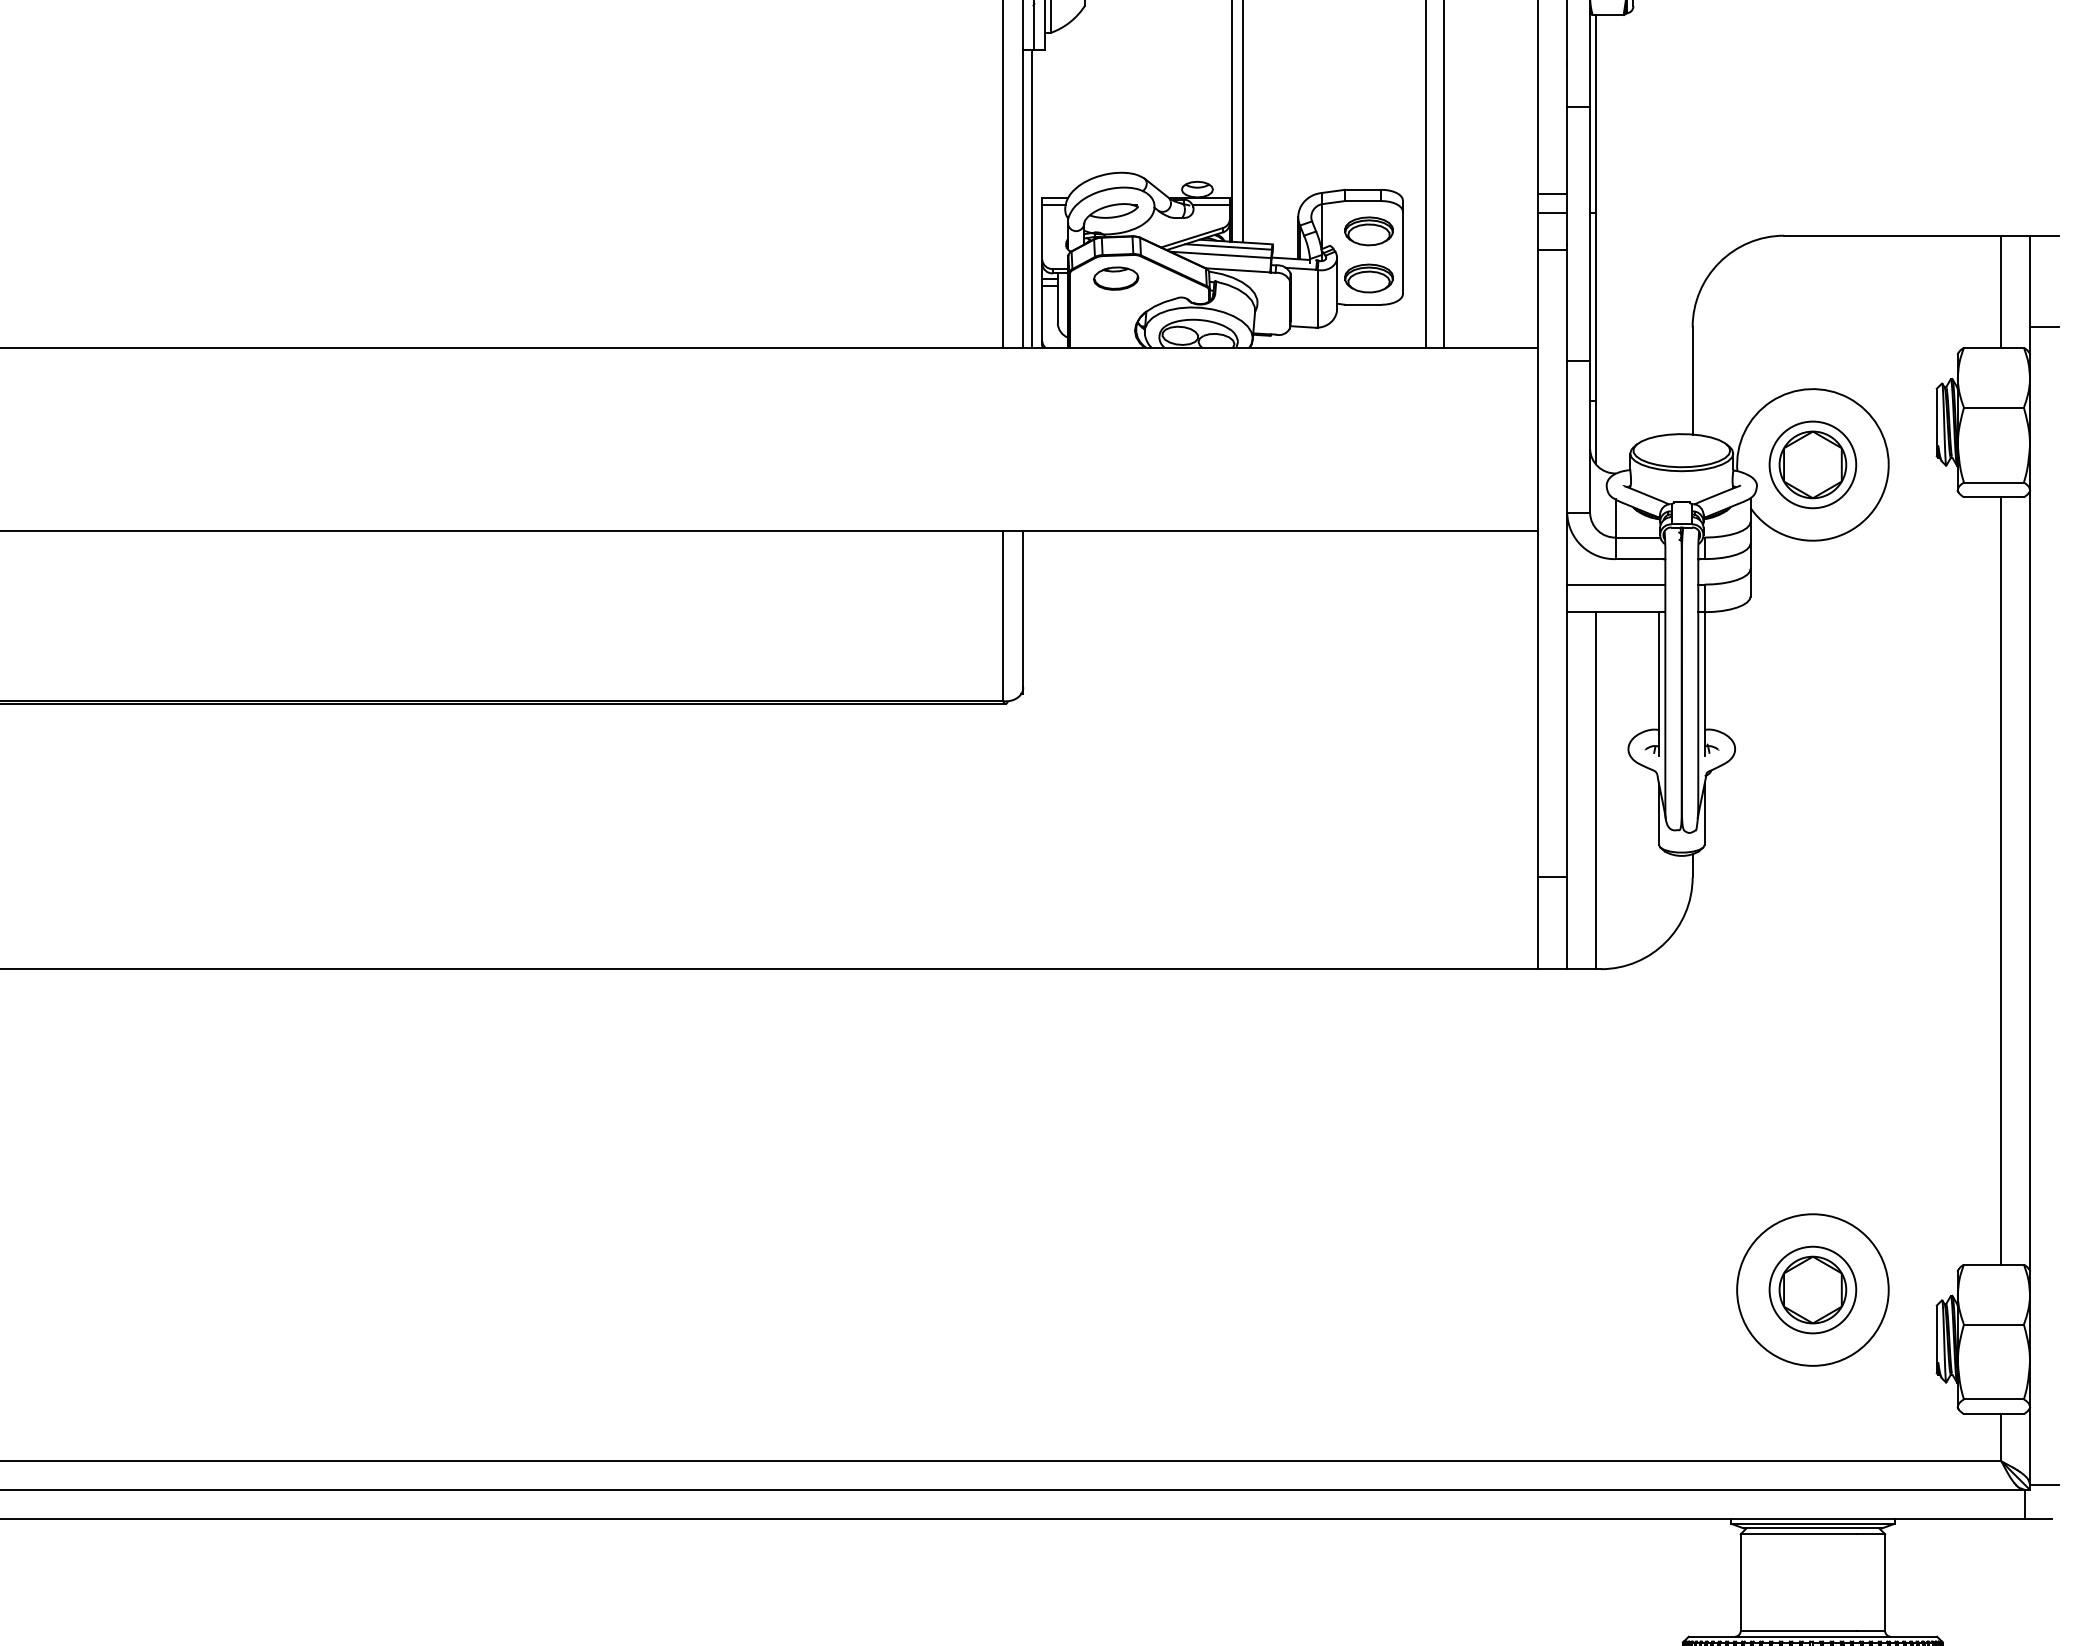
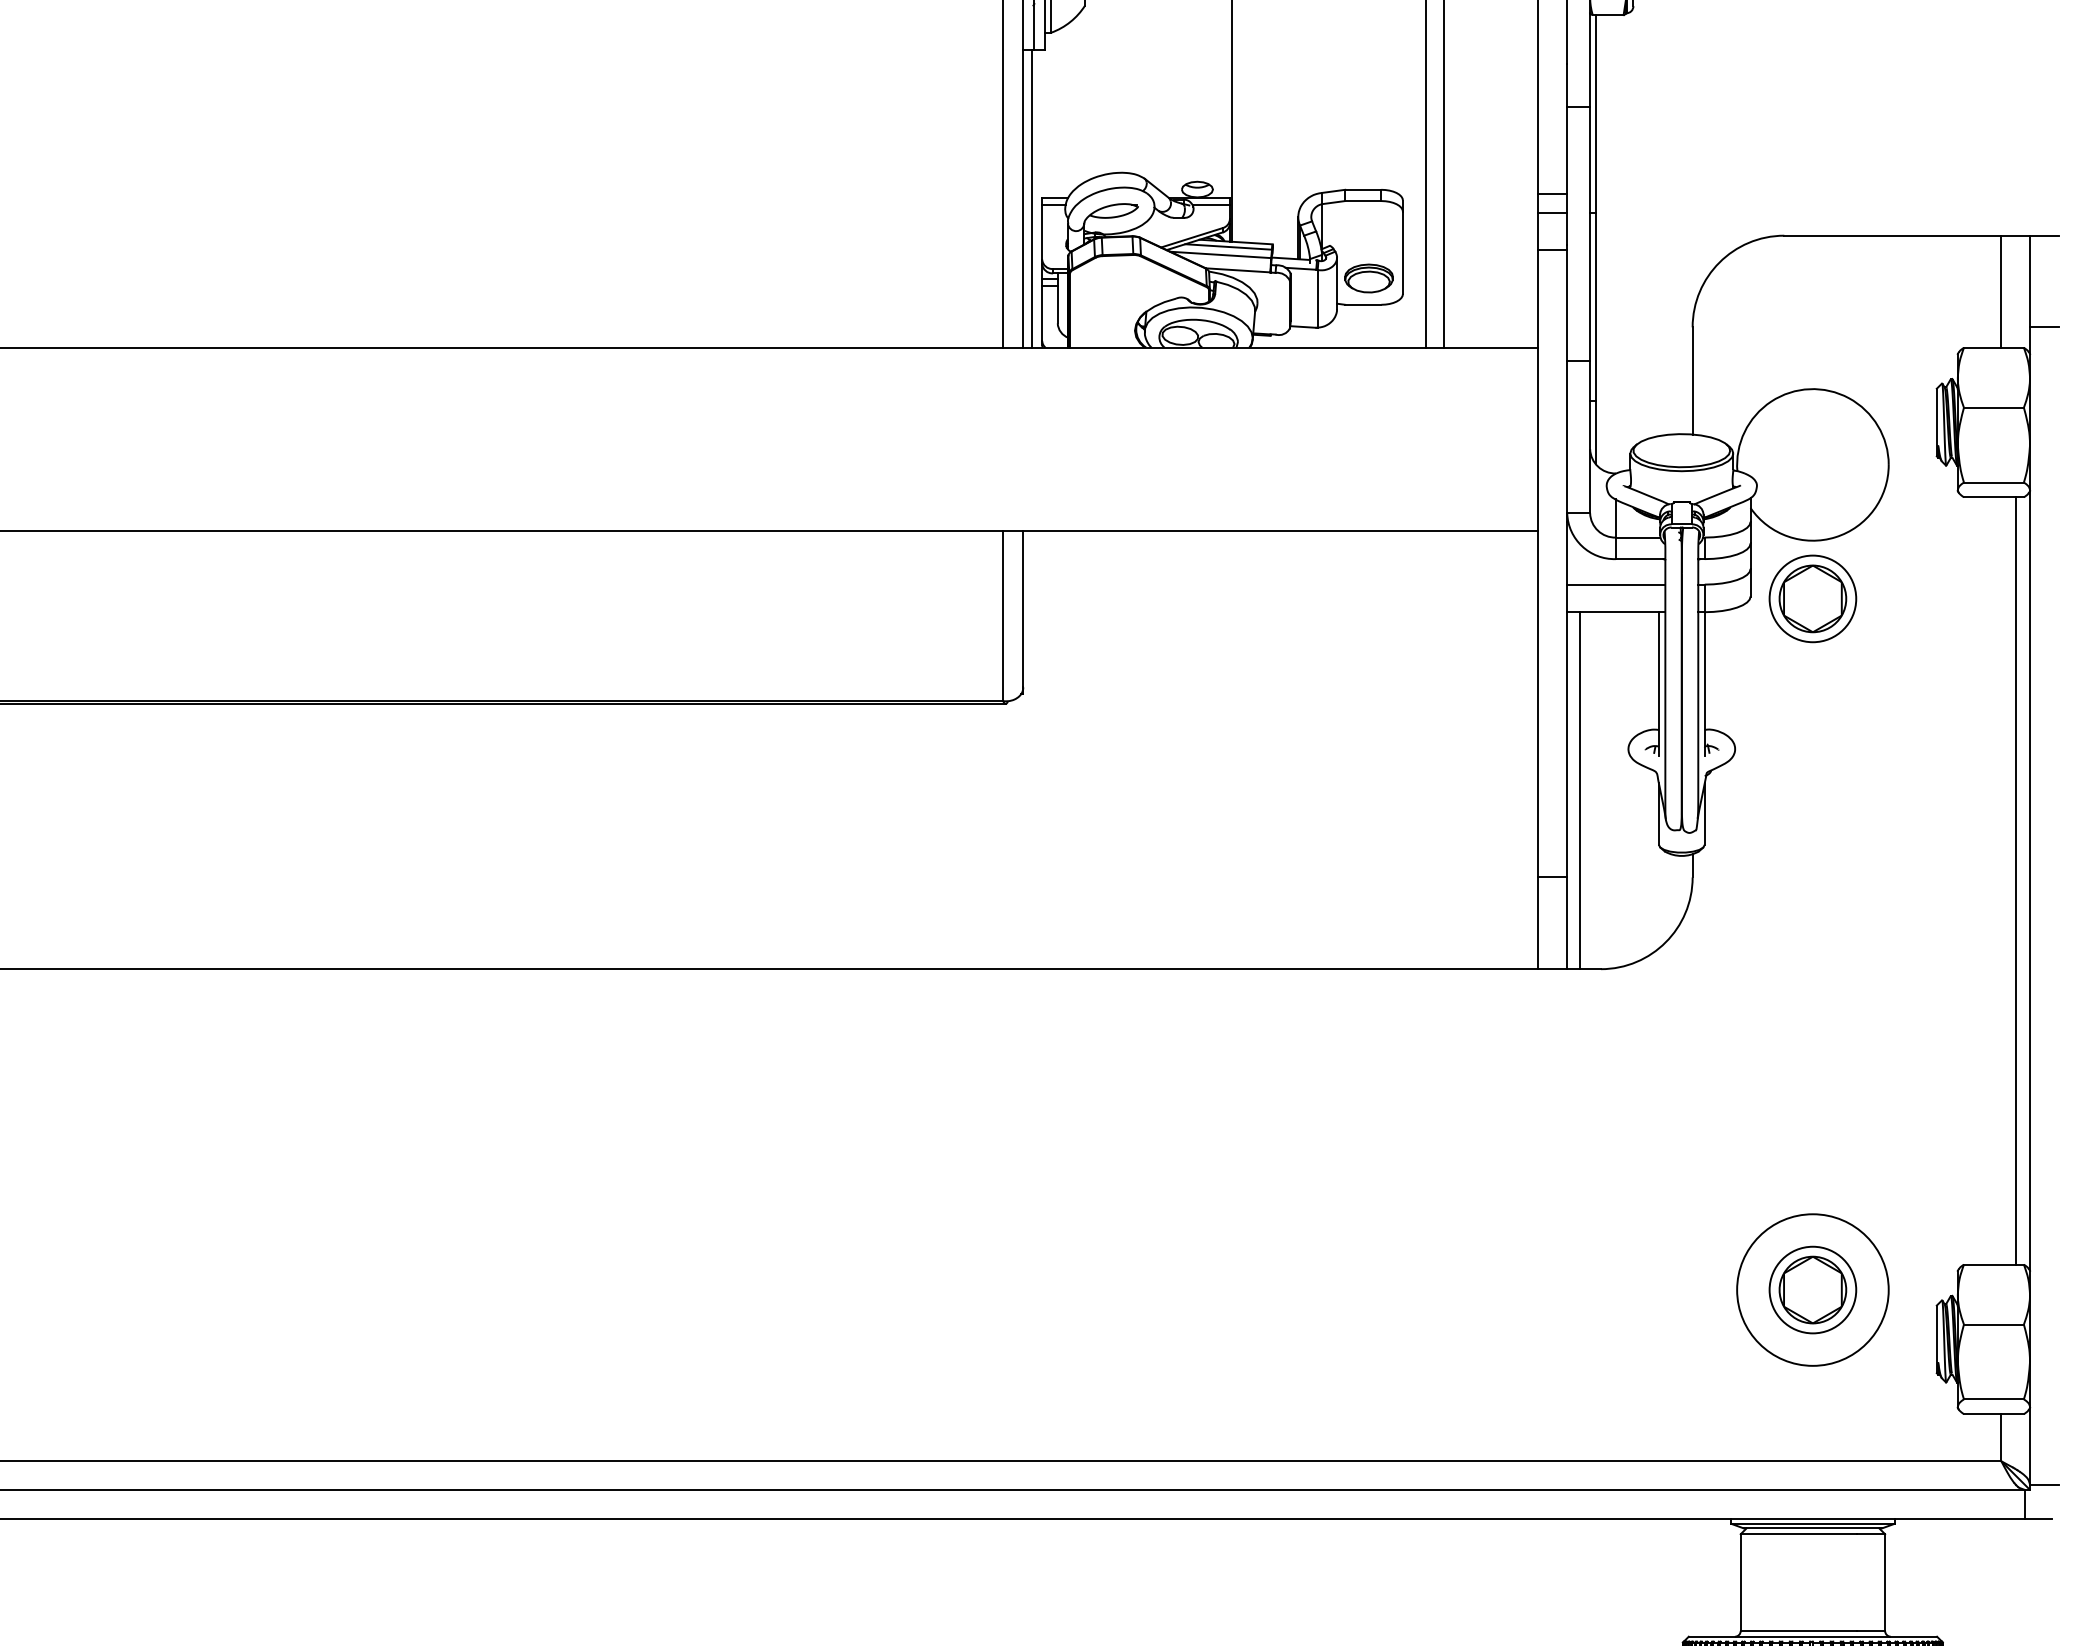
line: present -> none (1242, 122)
part: present -> none (1368, 231)
part: present -> none (1116, 278)
part position: (1812, 464) -> (1812, 598) (1812, 598)
line position: (1595, 790) -> (1579, 790) (1579, 790)
line position: (2001, 880) -> (2016, 880) (2016, 880)
